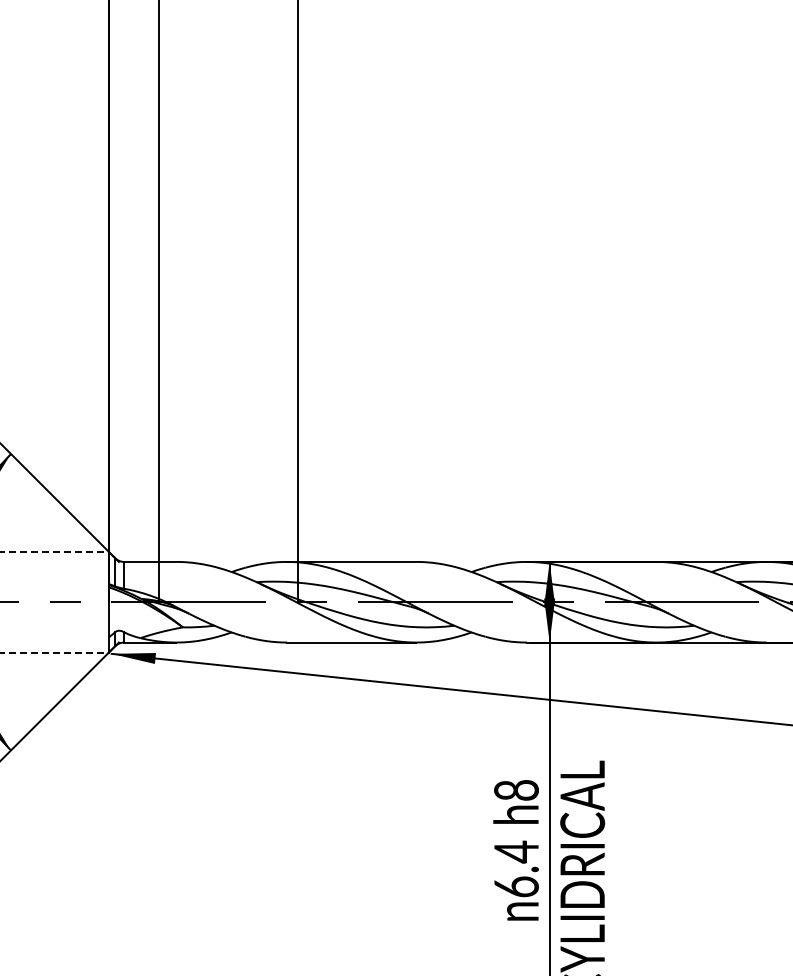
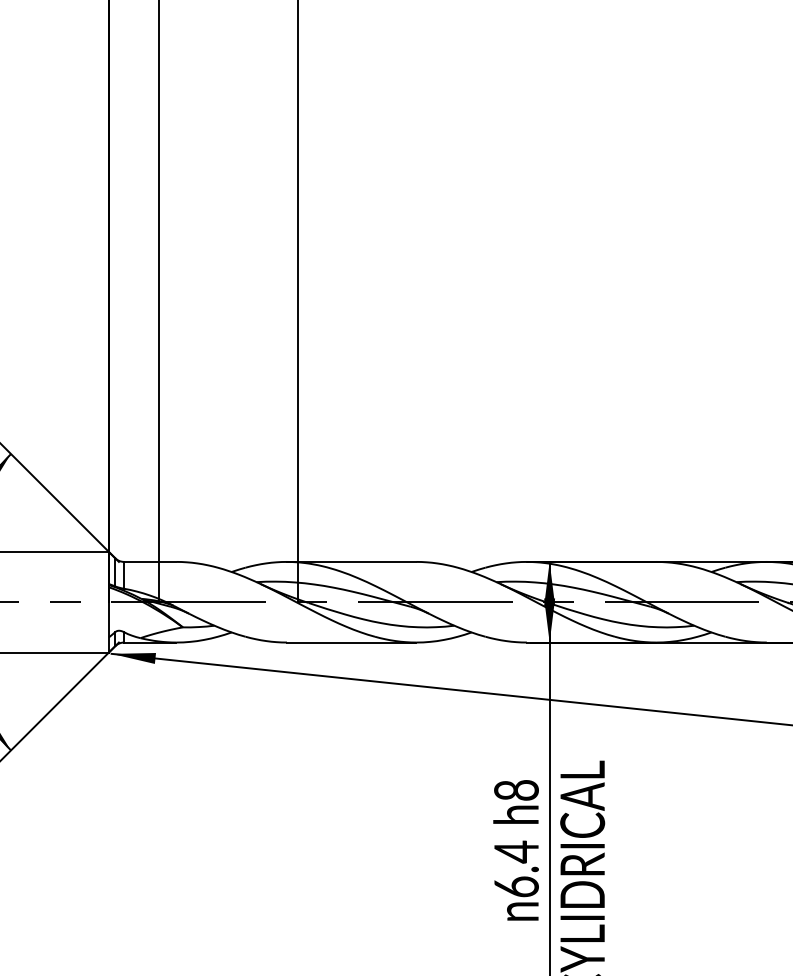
line: dashed -> solid (54, 551)
line: dashed -> solid (54, 652)
